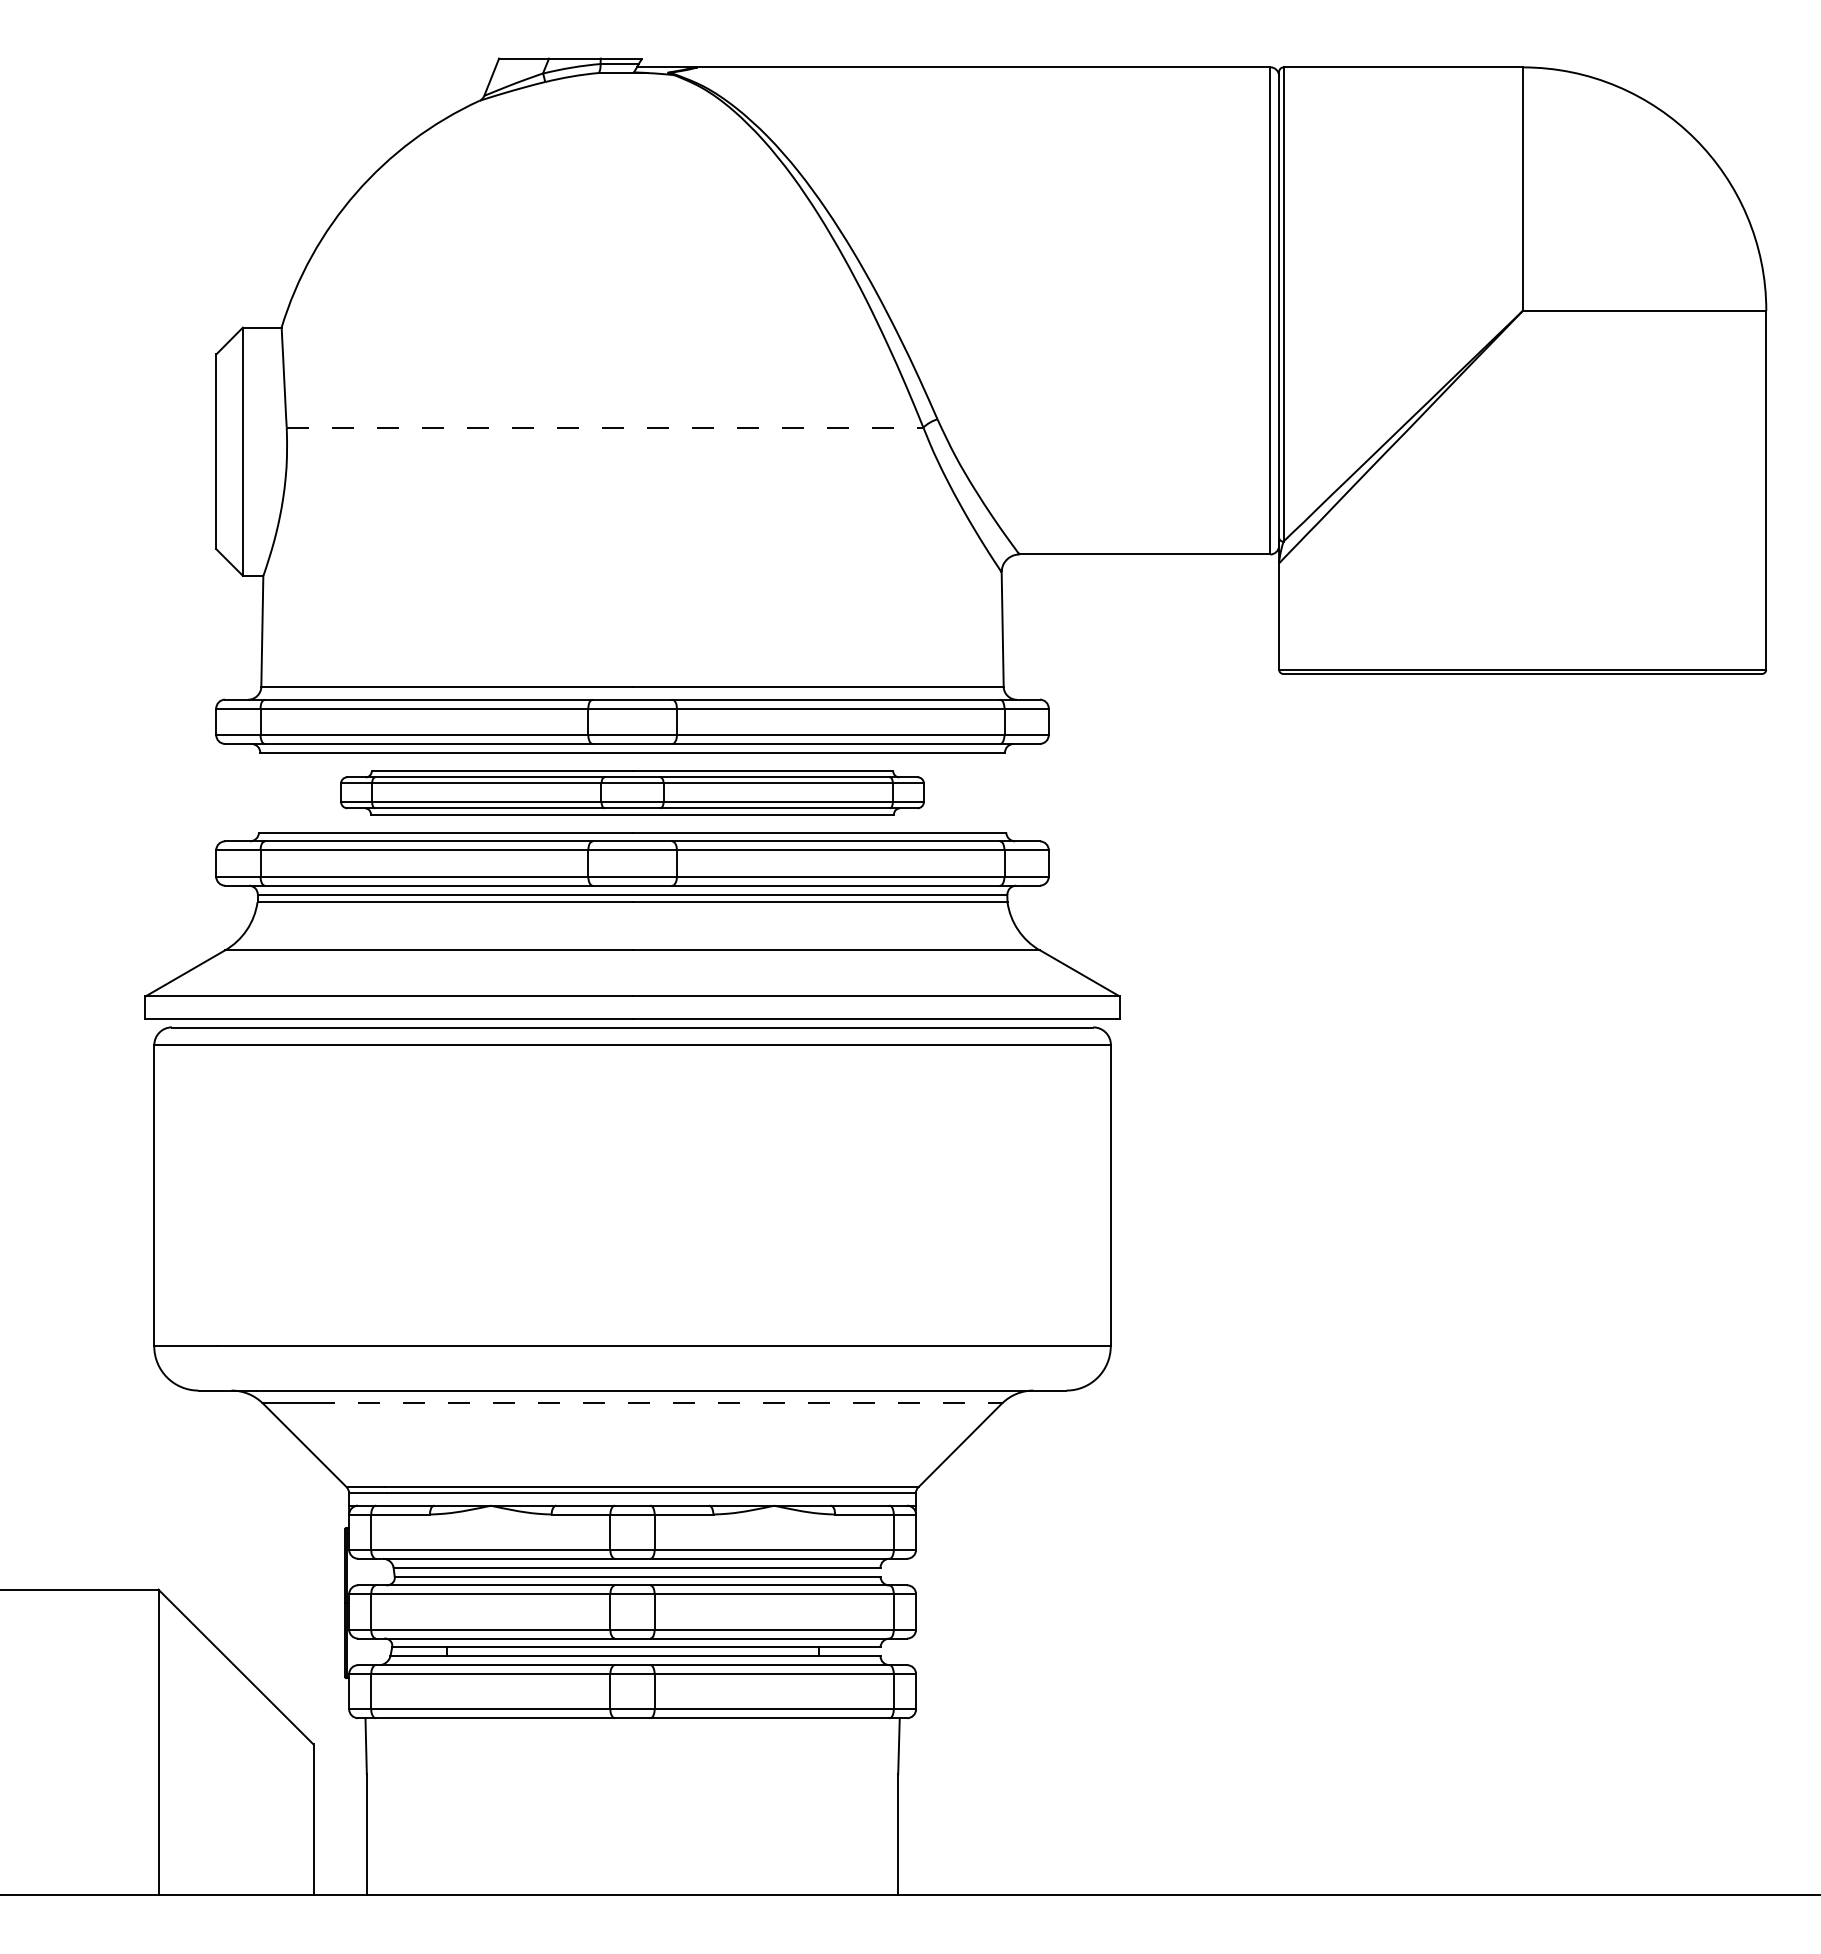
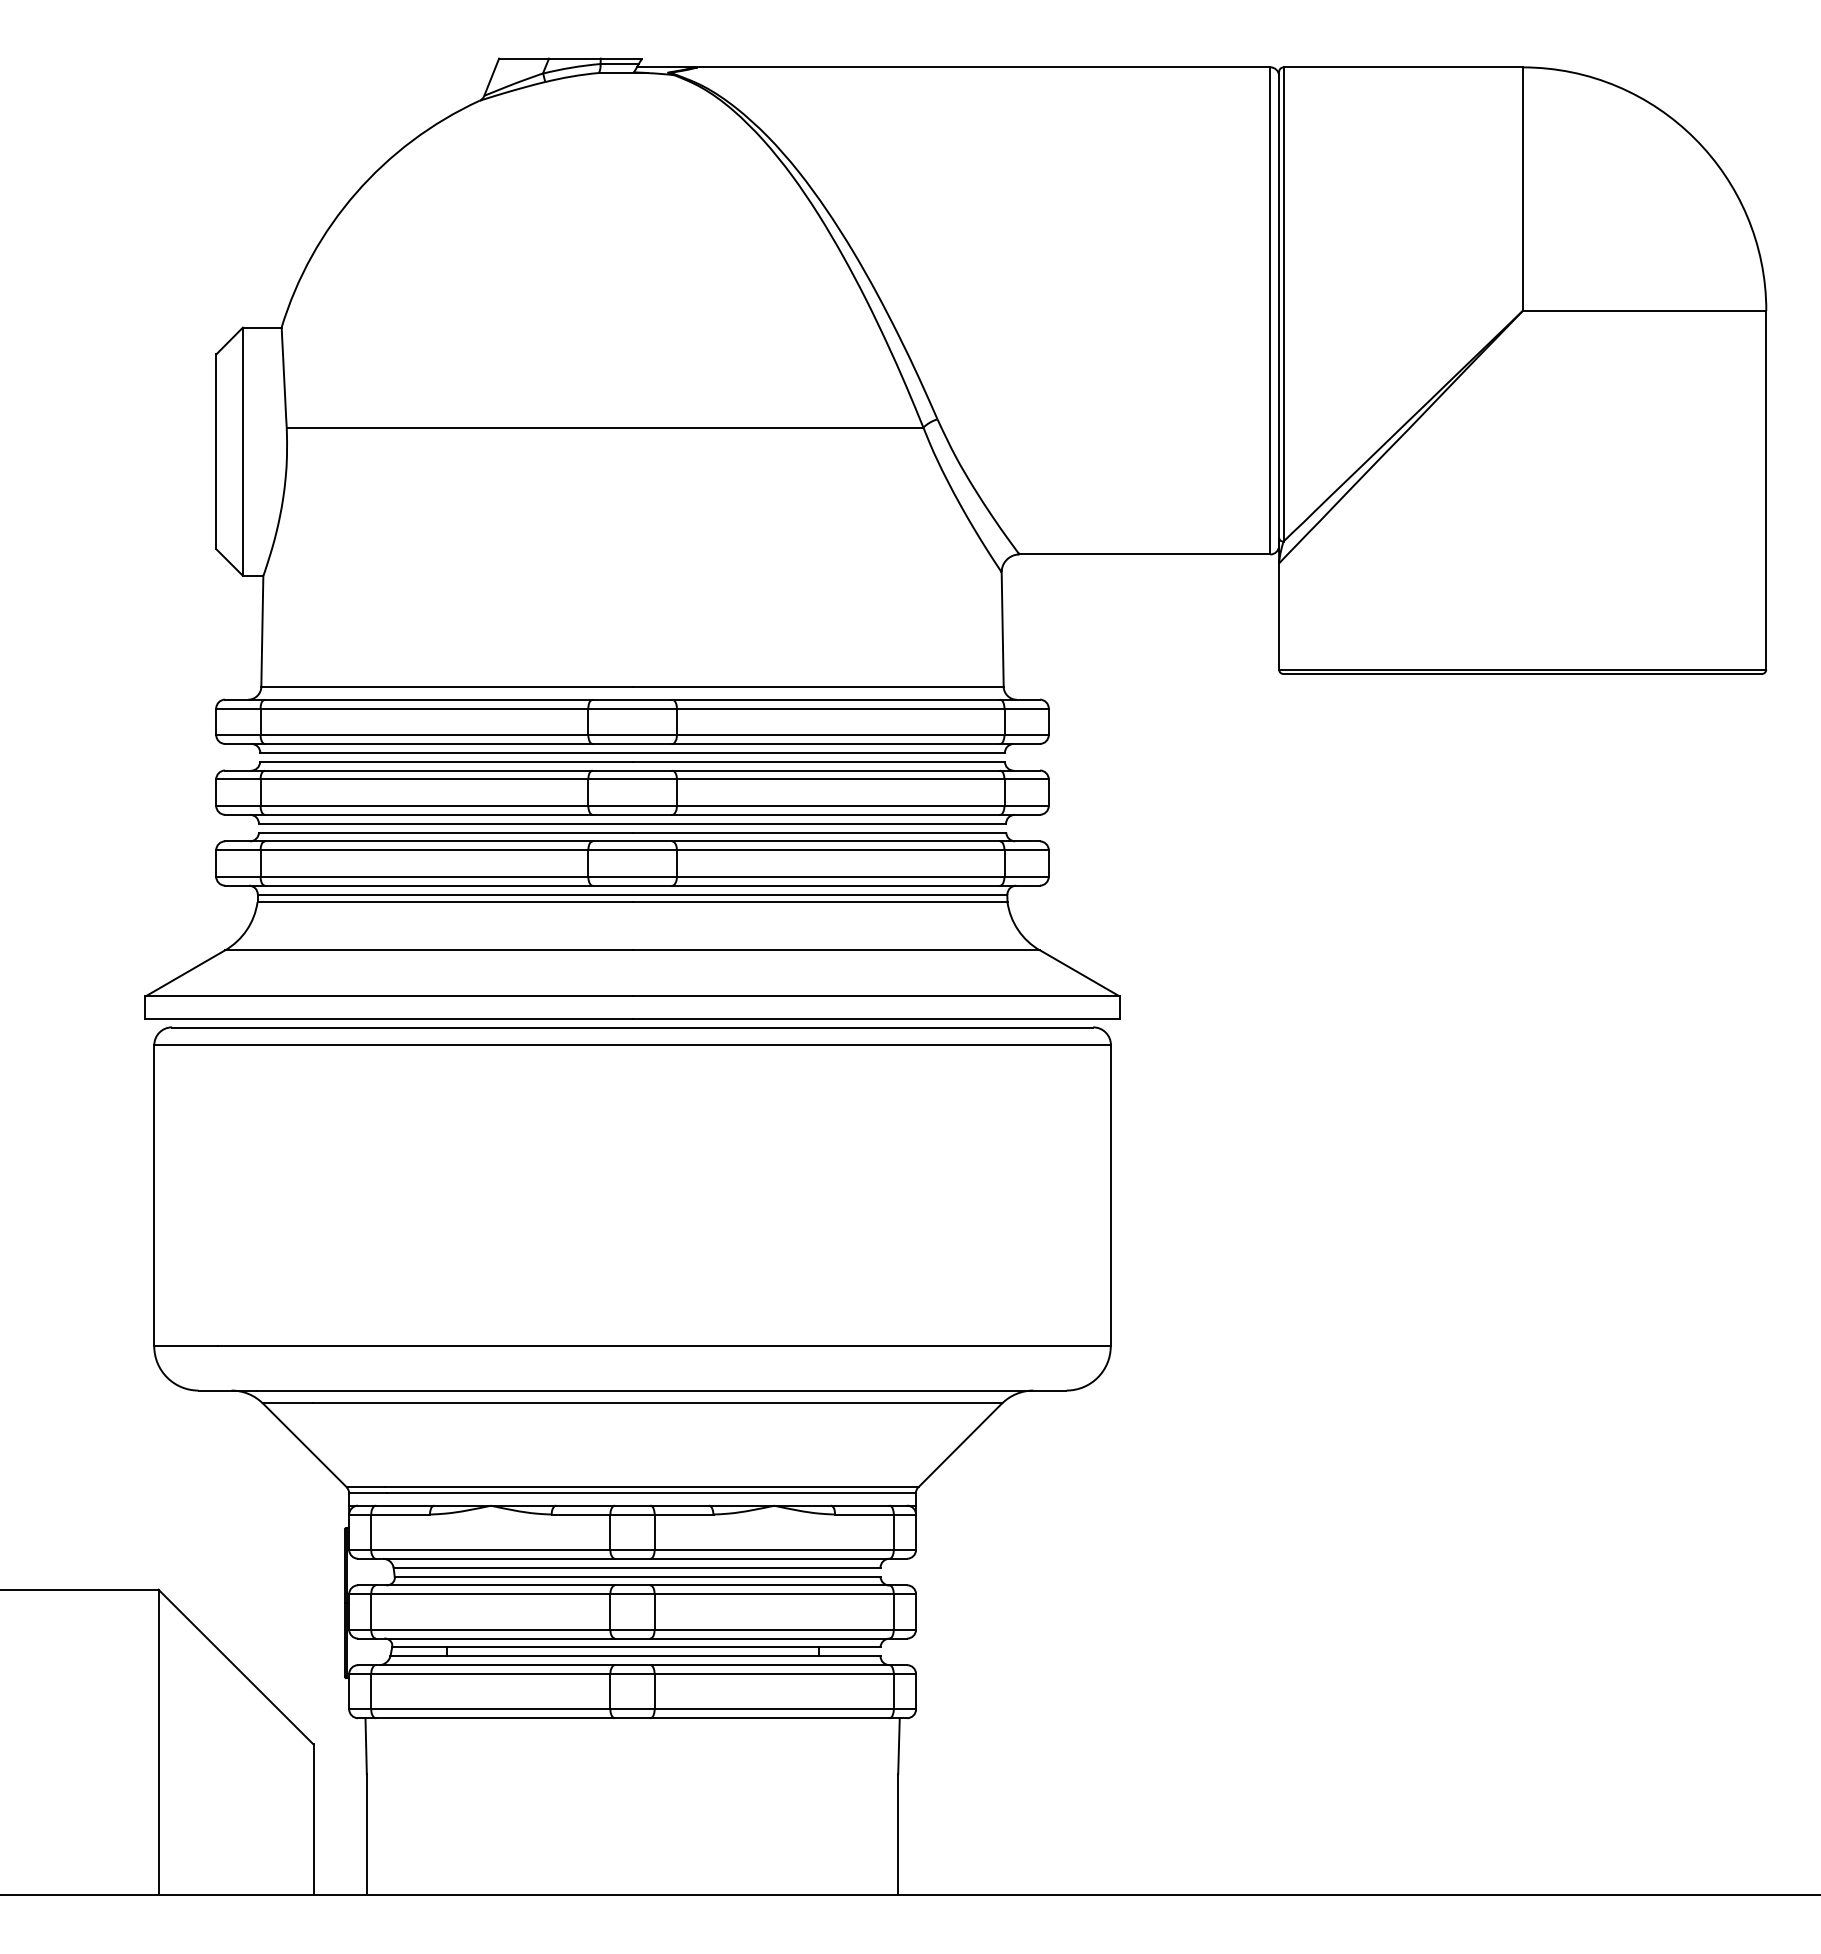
line: dashed -> solid (605, 427)
part size: 585x46 px -> 835x64 px (632, 792)
line: dashed -> solid (657, 1403)
